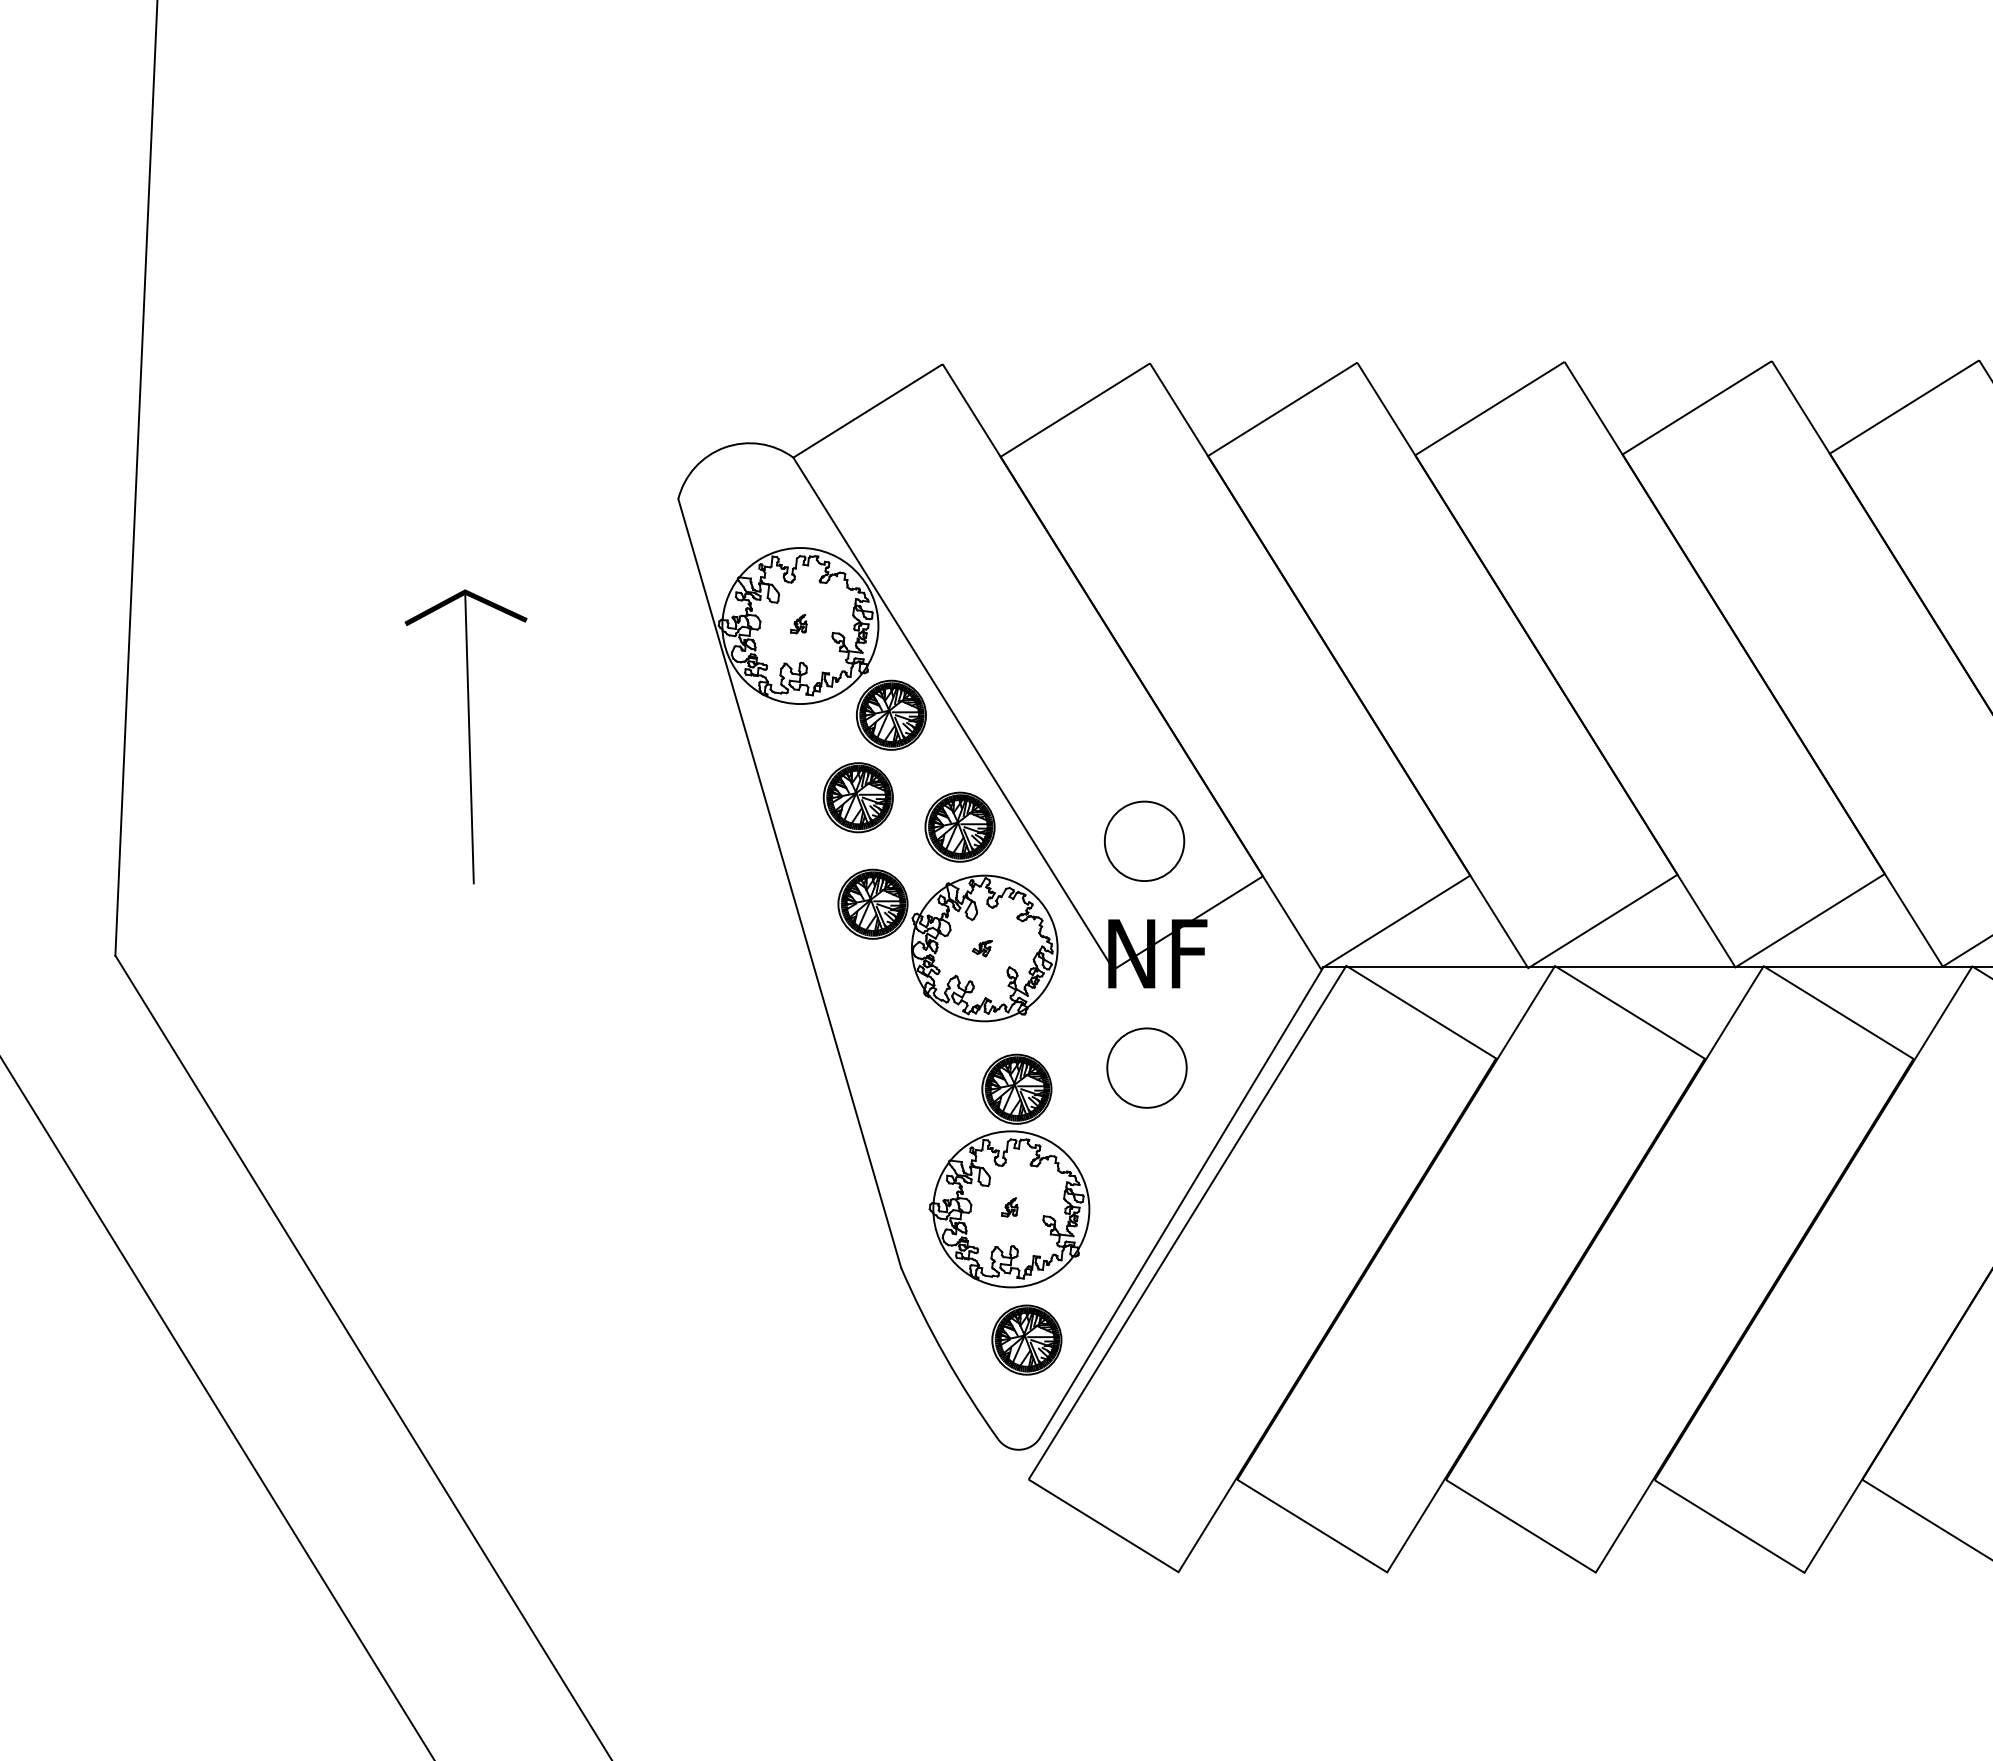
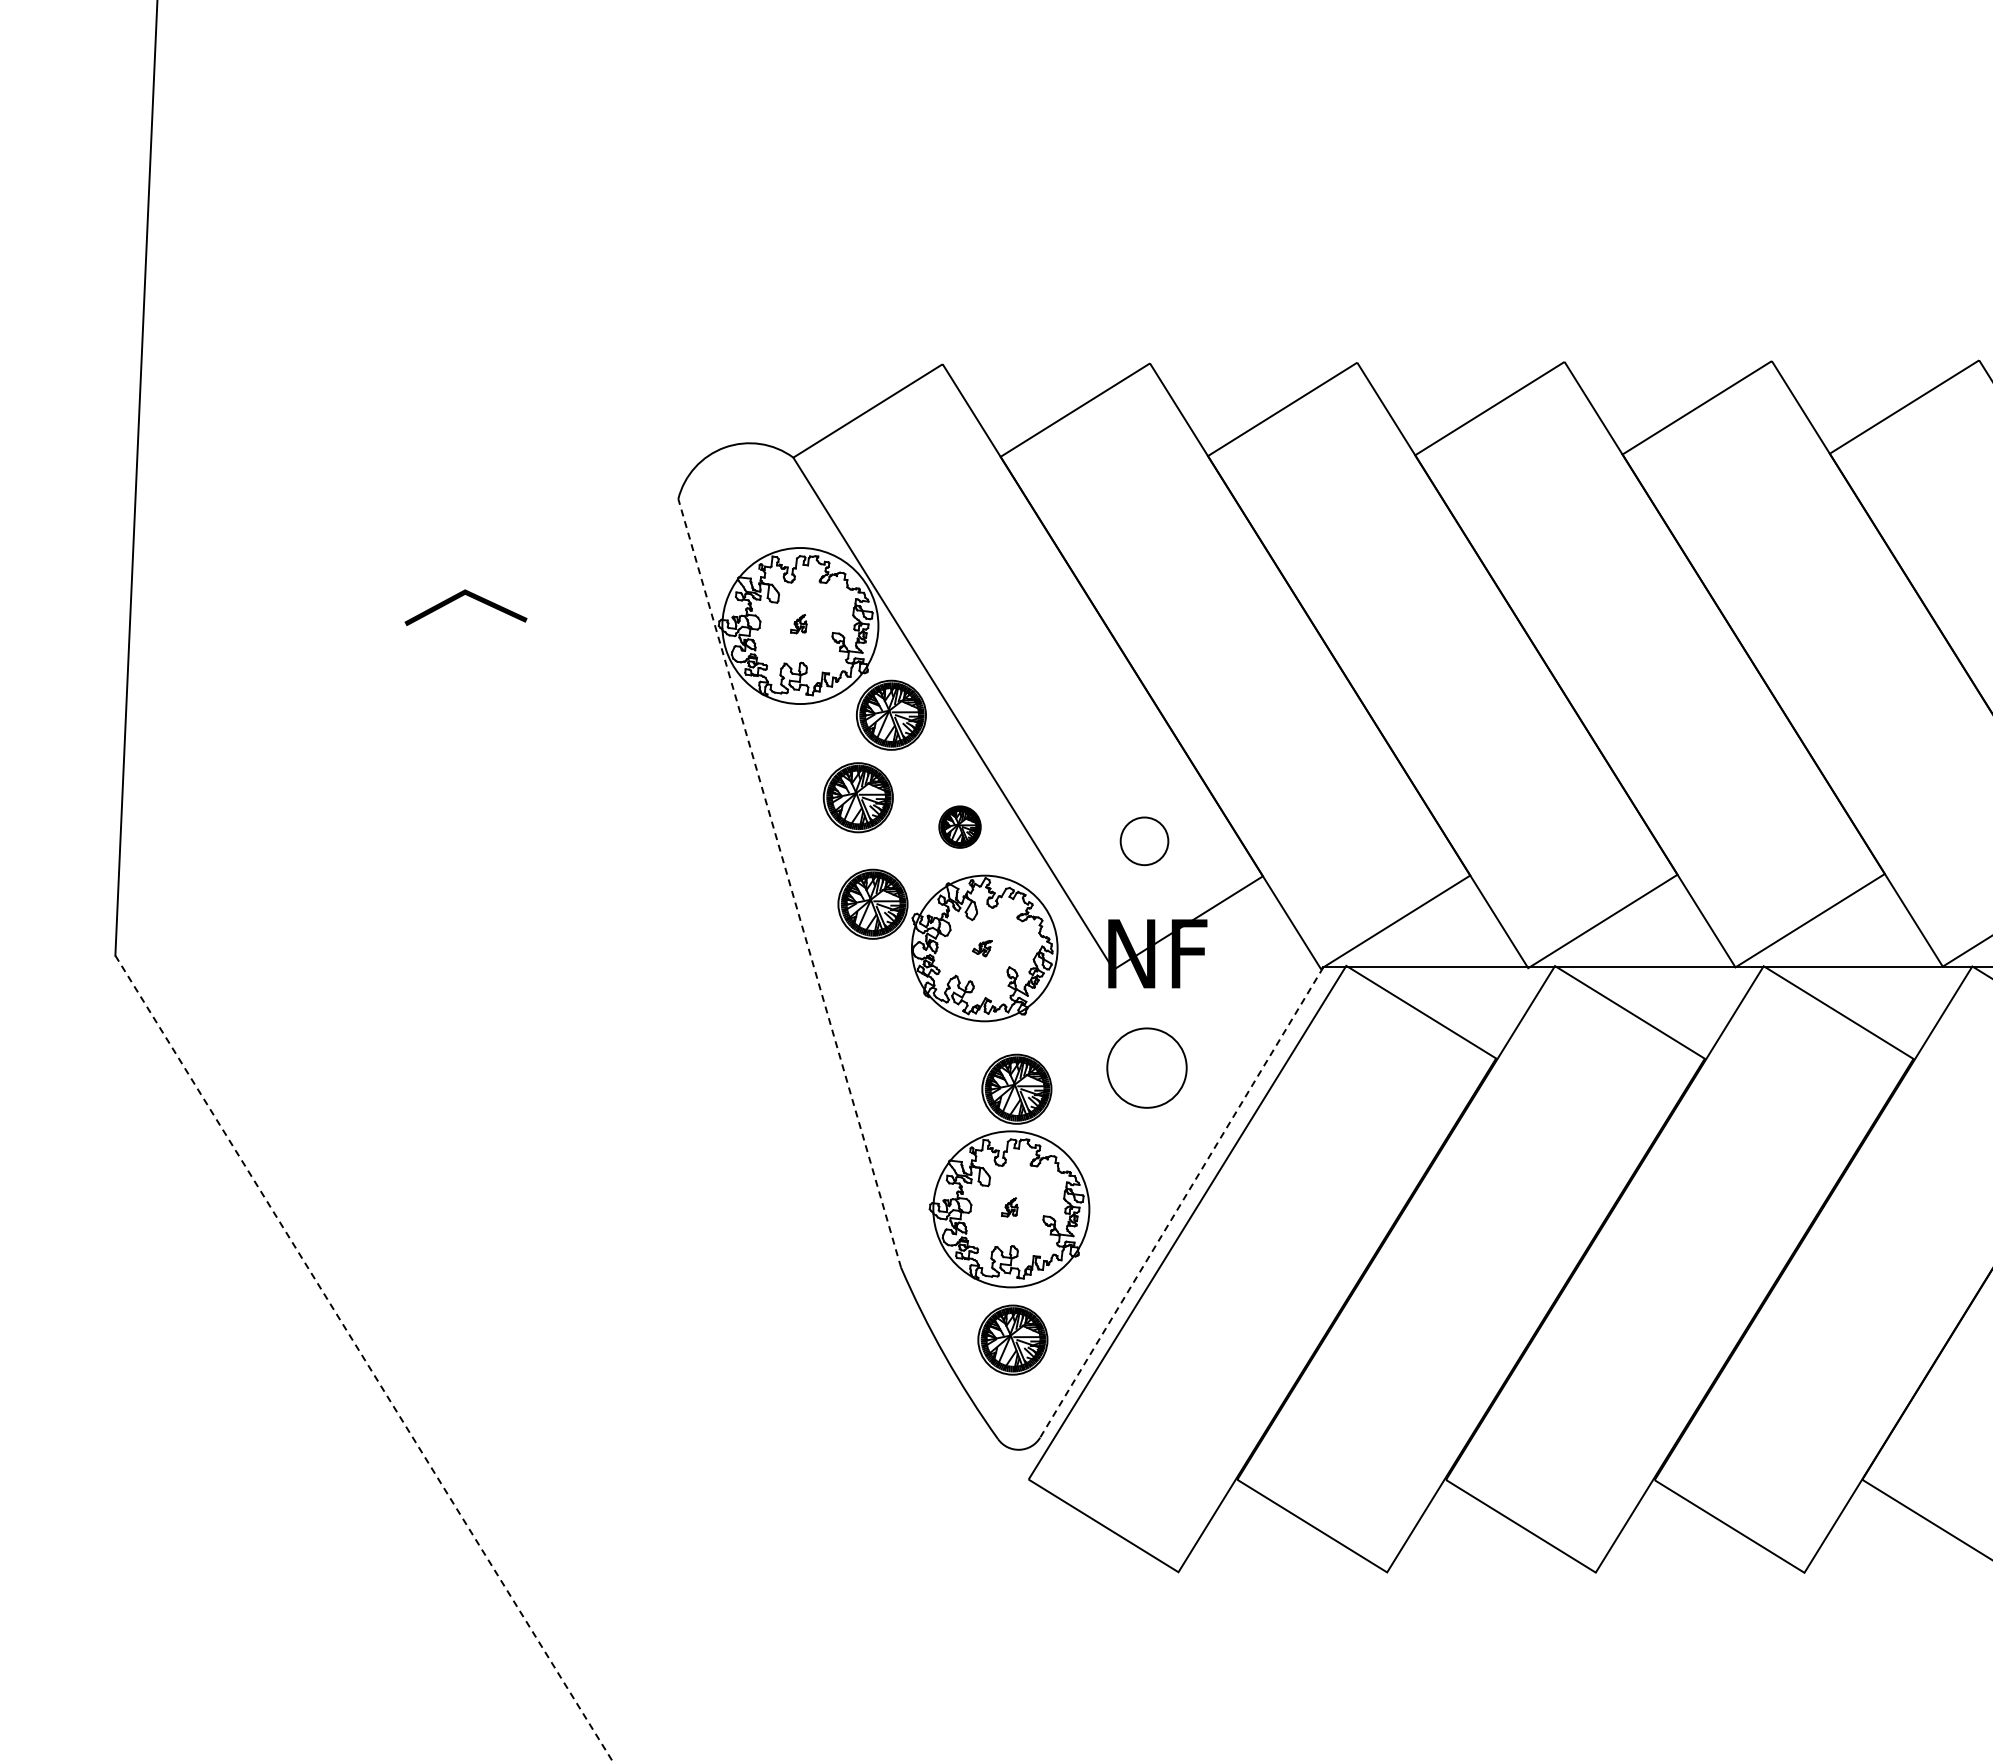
line: present -> none (469, 737)
part size: 72x72 px -> 44x44 px (959, 826)
circle diameter: 79 px -> 48 px (1144, 841)
line: solid -> dashed (789, 882)
line: solid -> dashed (1181, 1202)
part position: (1026, 1339) -> (1012, 1339) (1012, 1339)
line: solid -> dashed (363, 1358)
line: present -> none (217, 1408)
